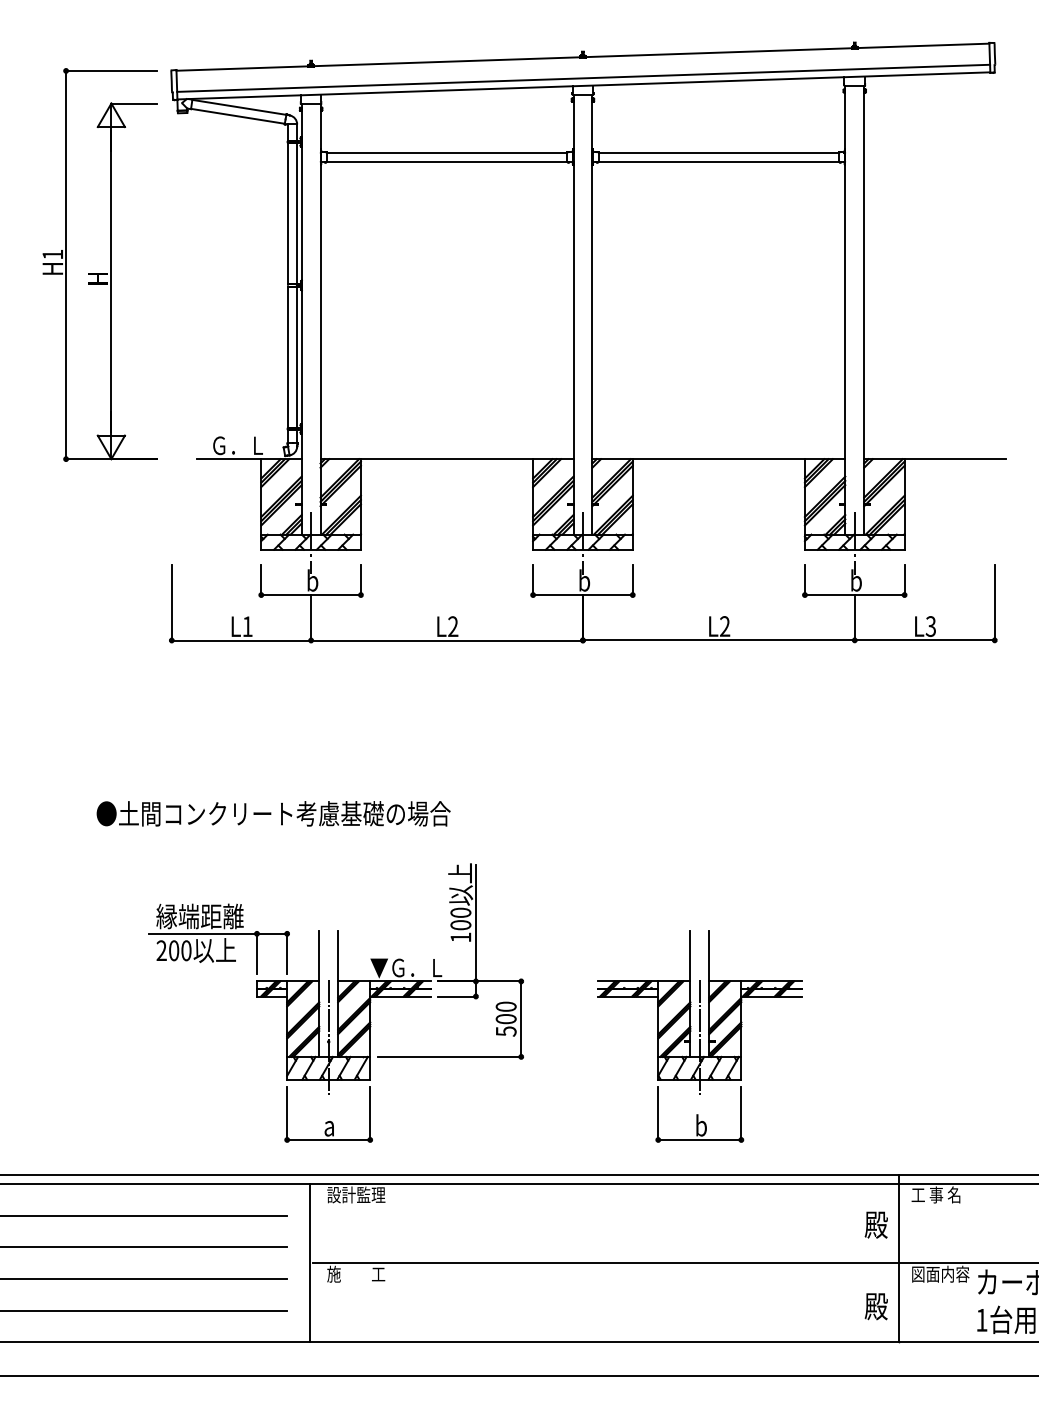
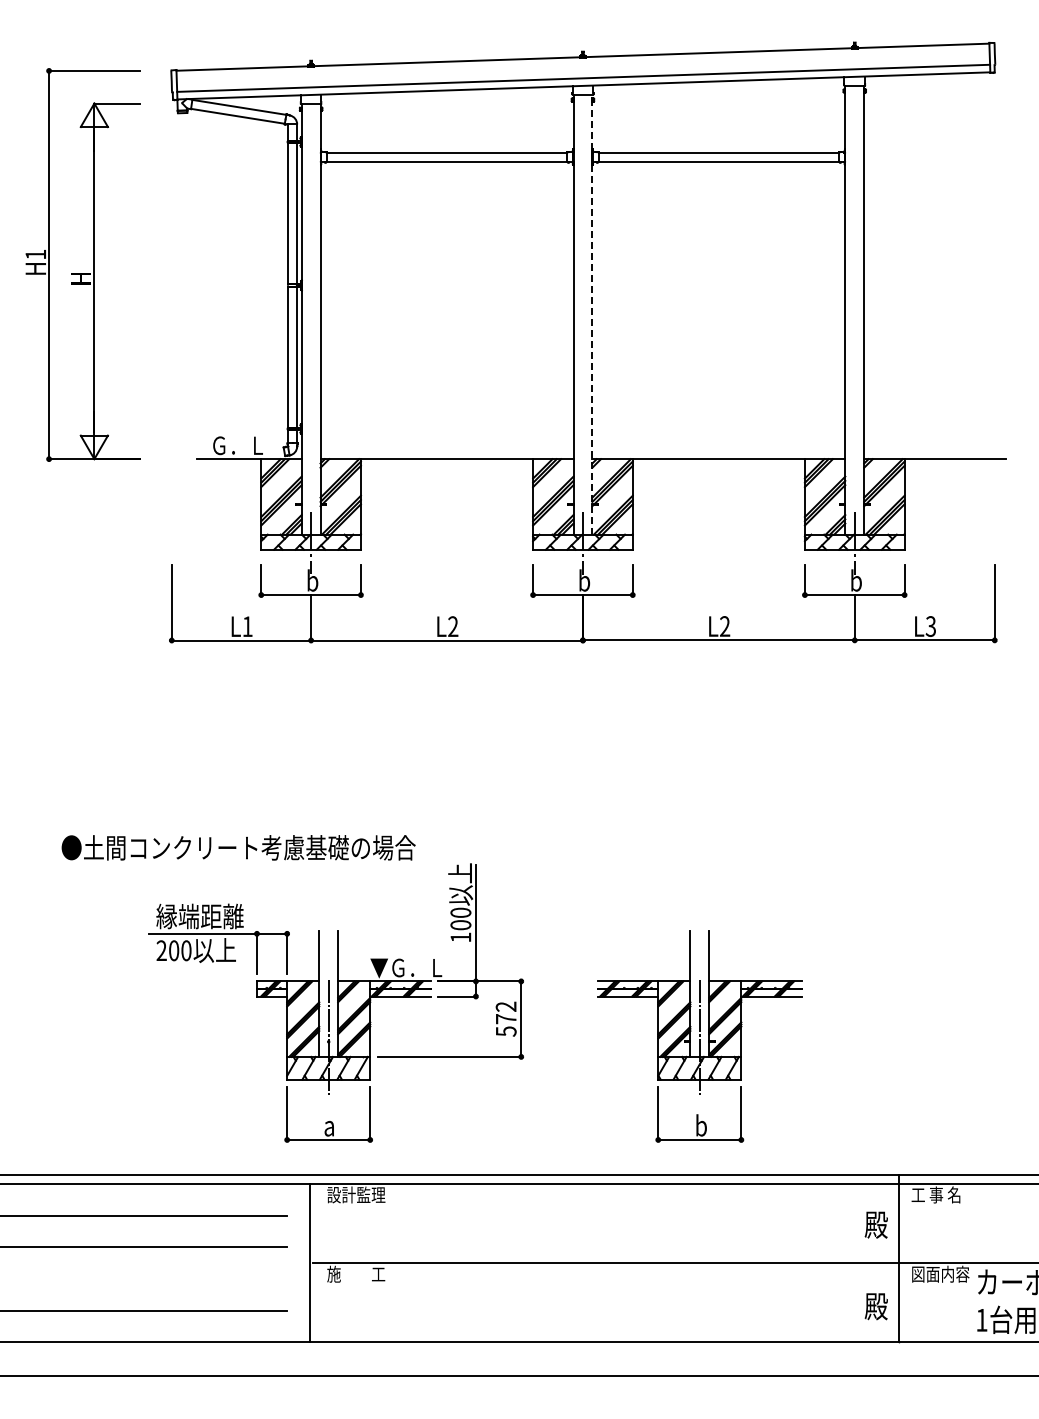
part position: (99, 273) -> (82, 273) (82, 273)
line: solid -> dashed (592, 314)
text position: (273, 813) -> (238, 847) (238, 847)
text: 500 -> 572 (505, 1012)
line: present -> none (144, 1279)
